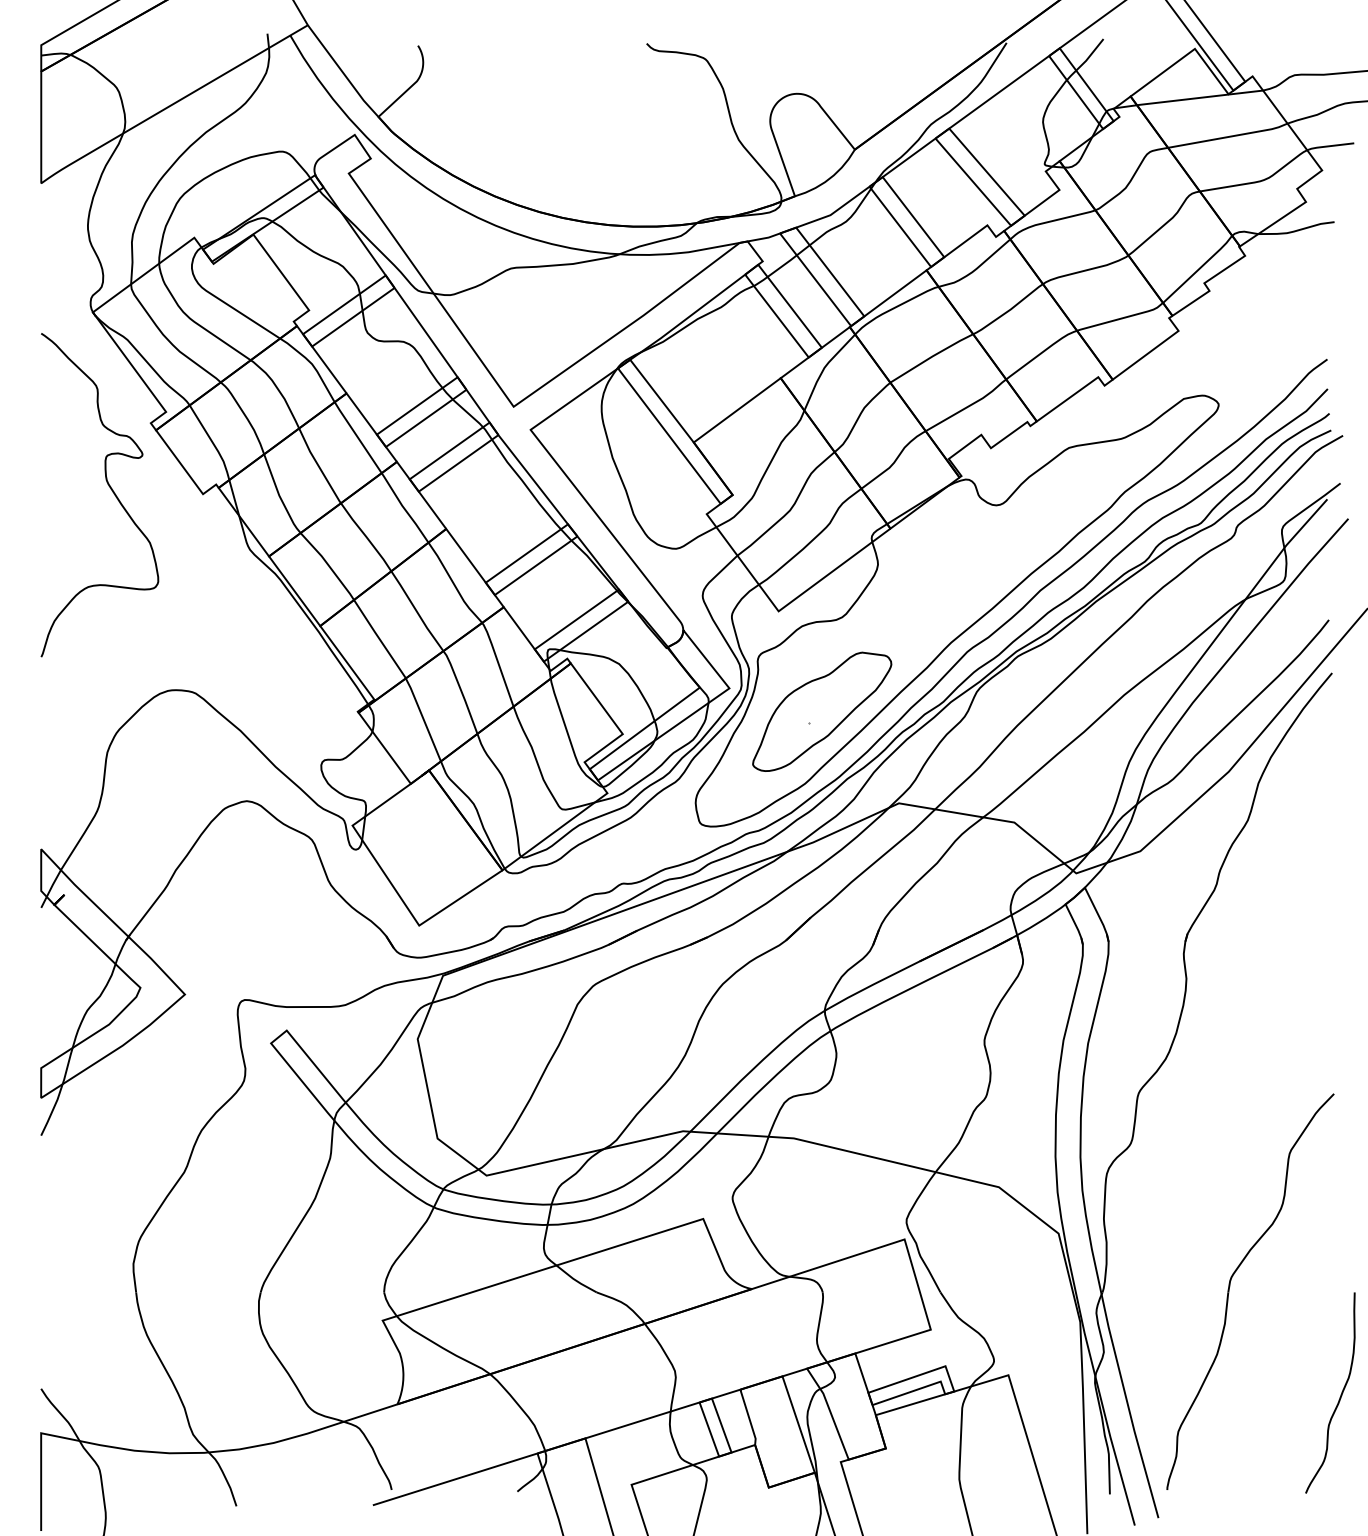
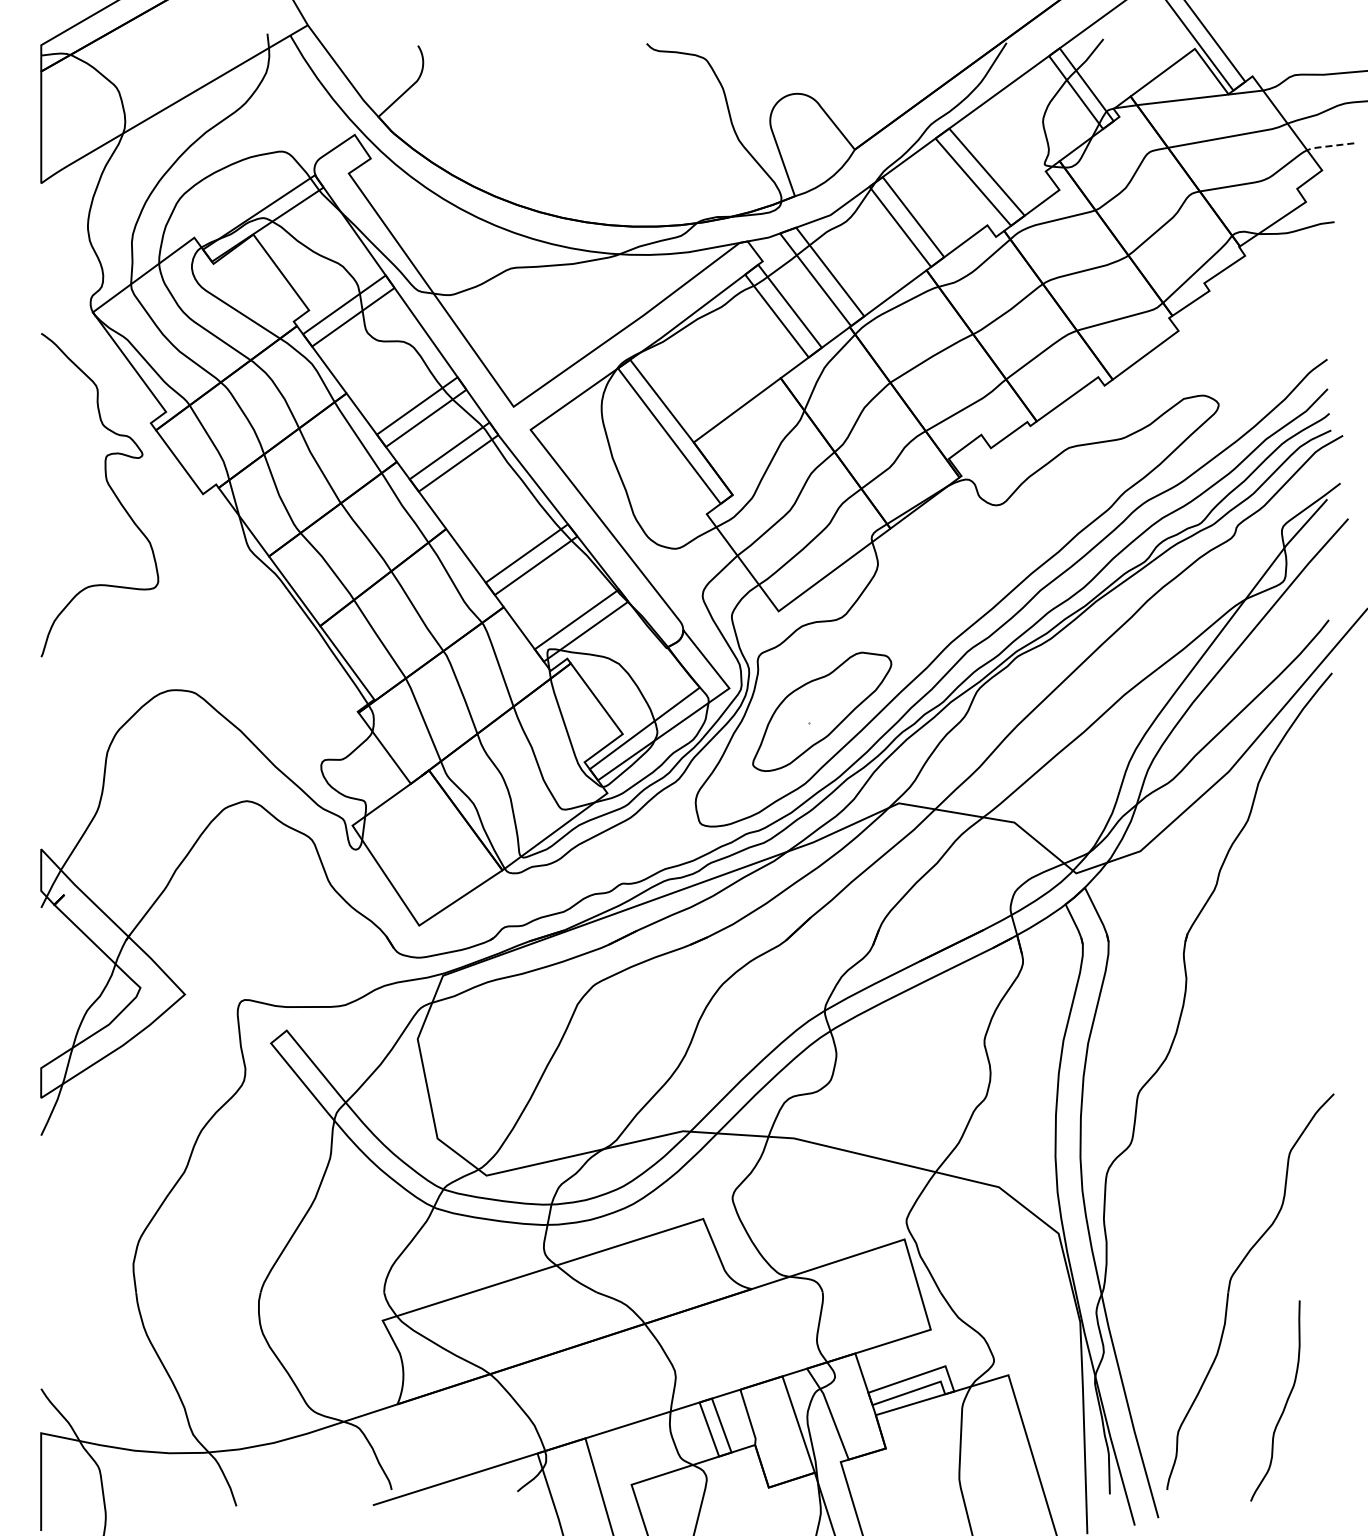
line: solid -> dashed (1328, 146)
curve position: (1340, 1394) -> (1285, 1402) (1285, 1402)
